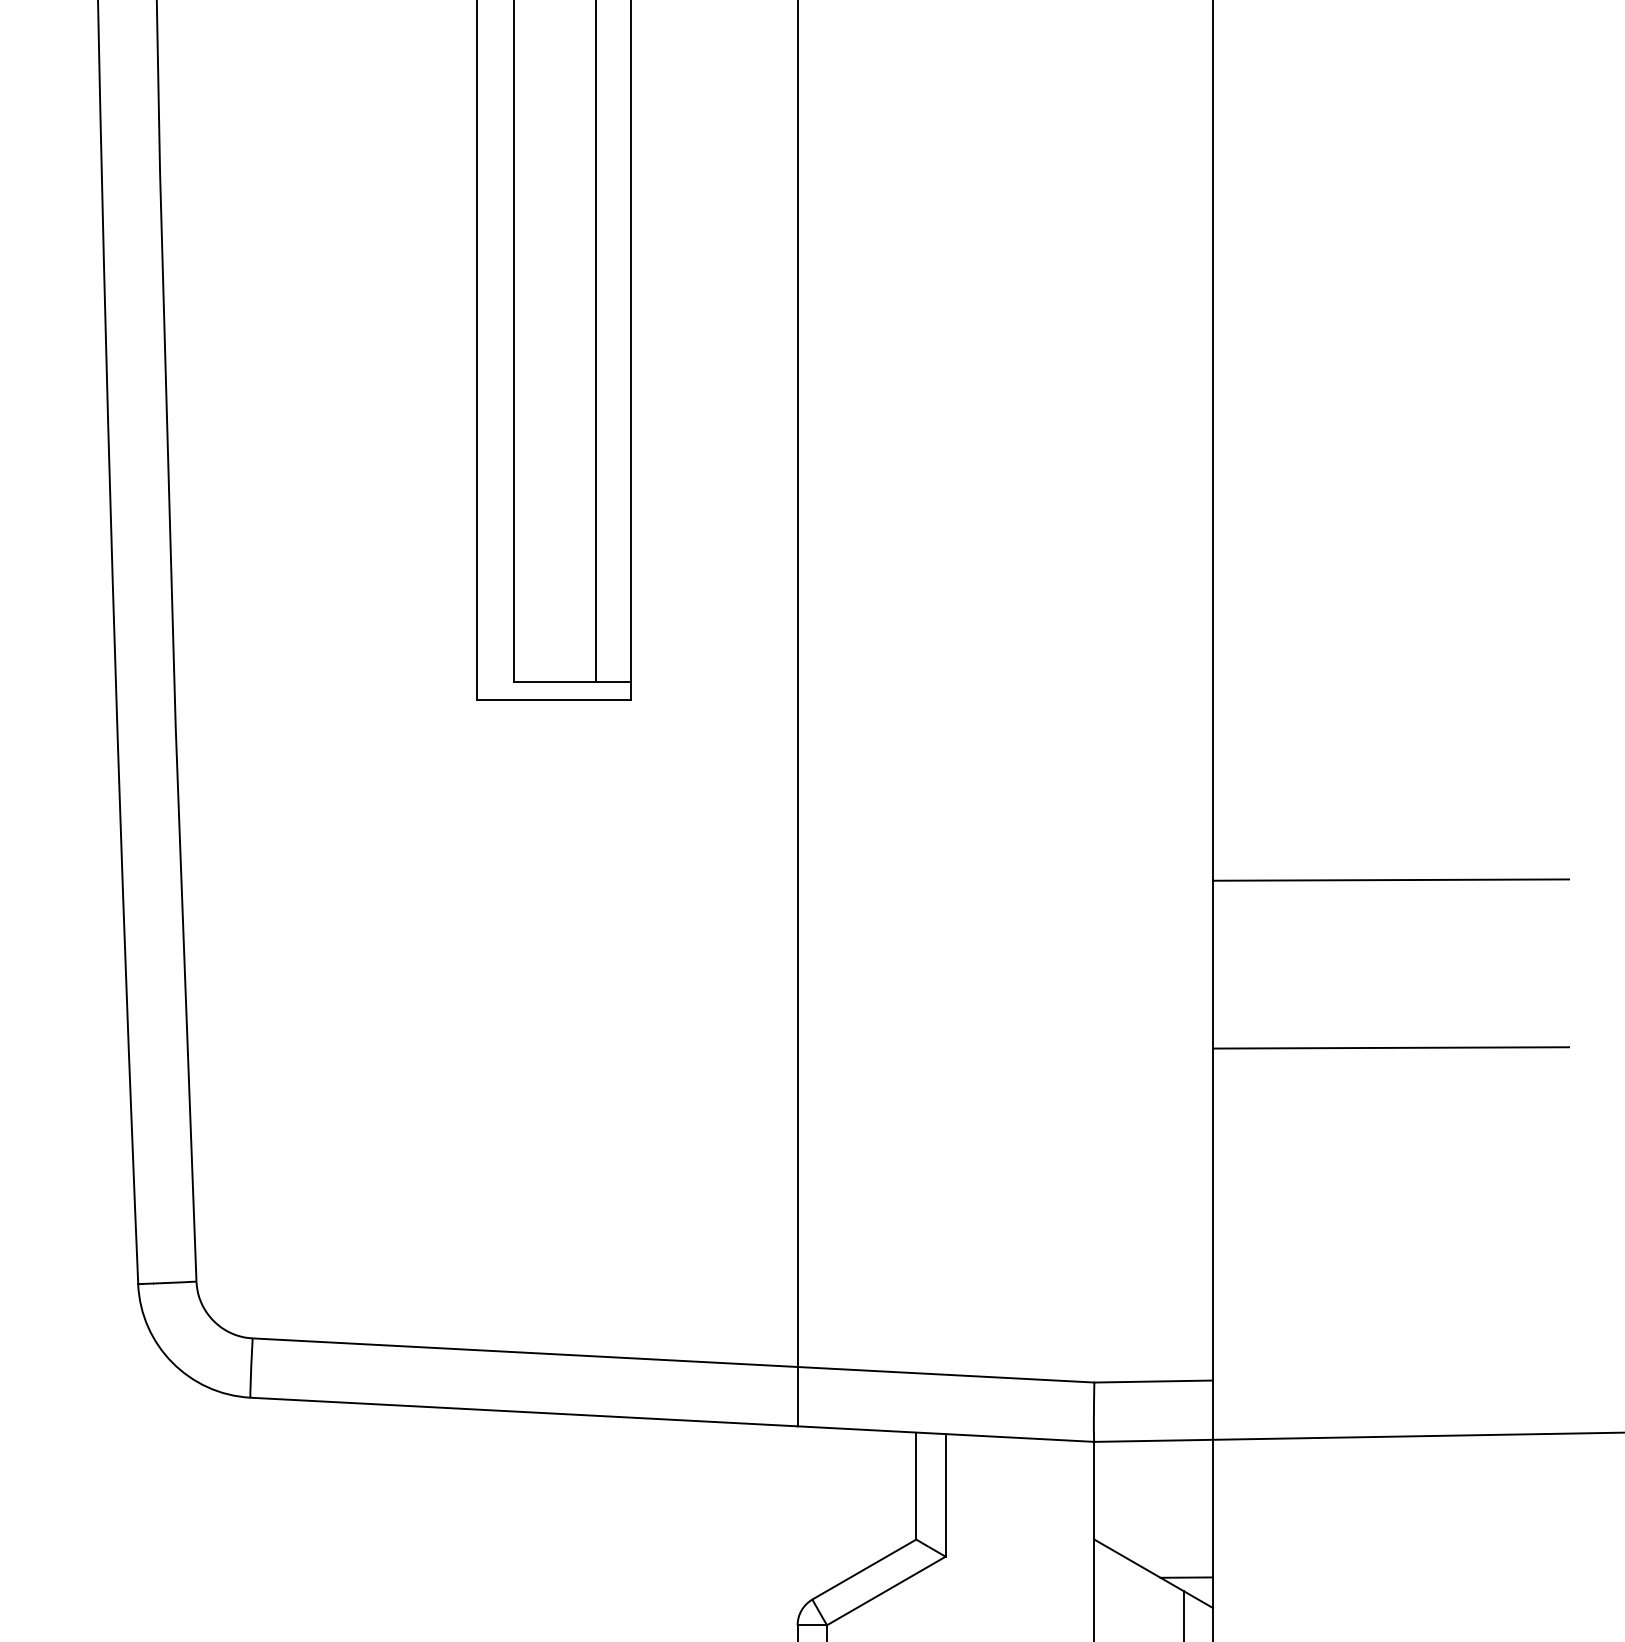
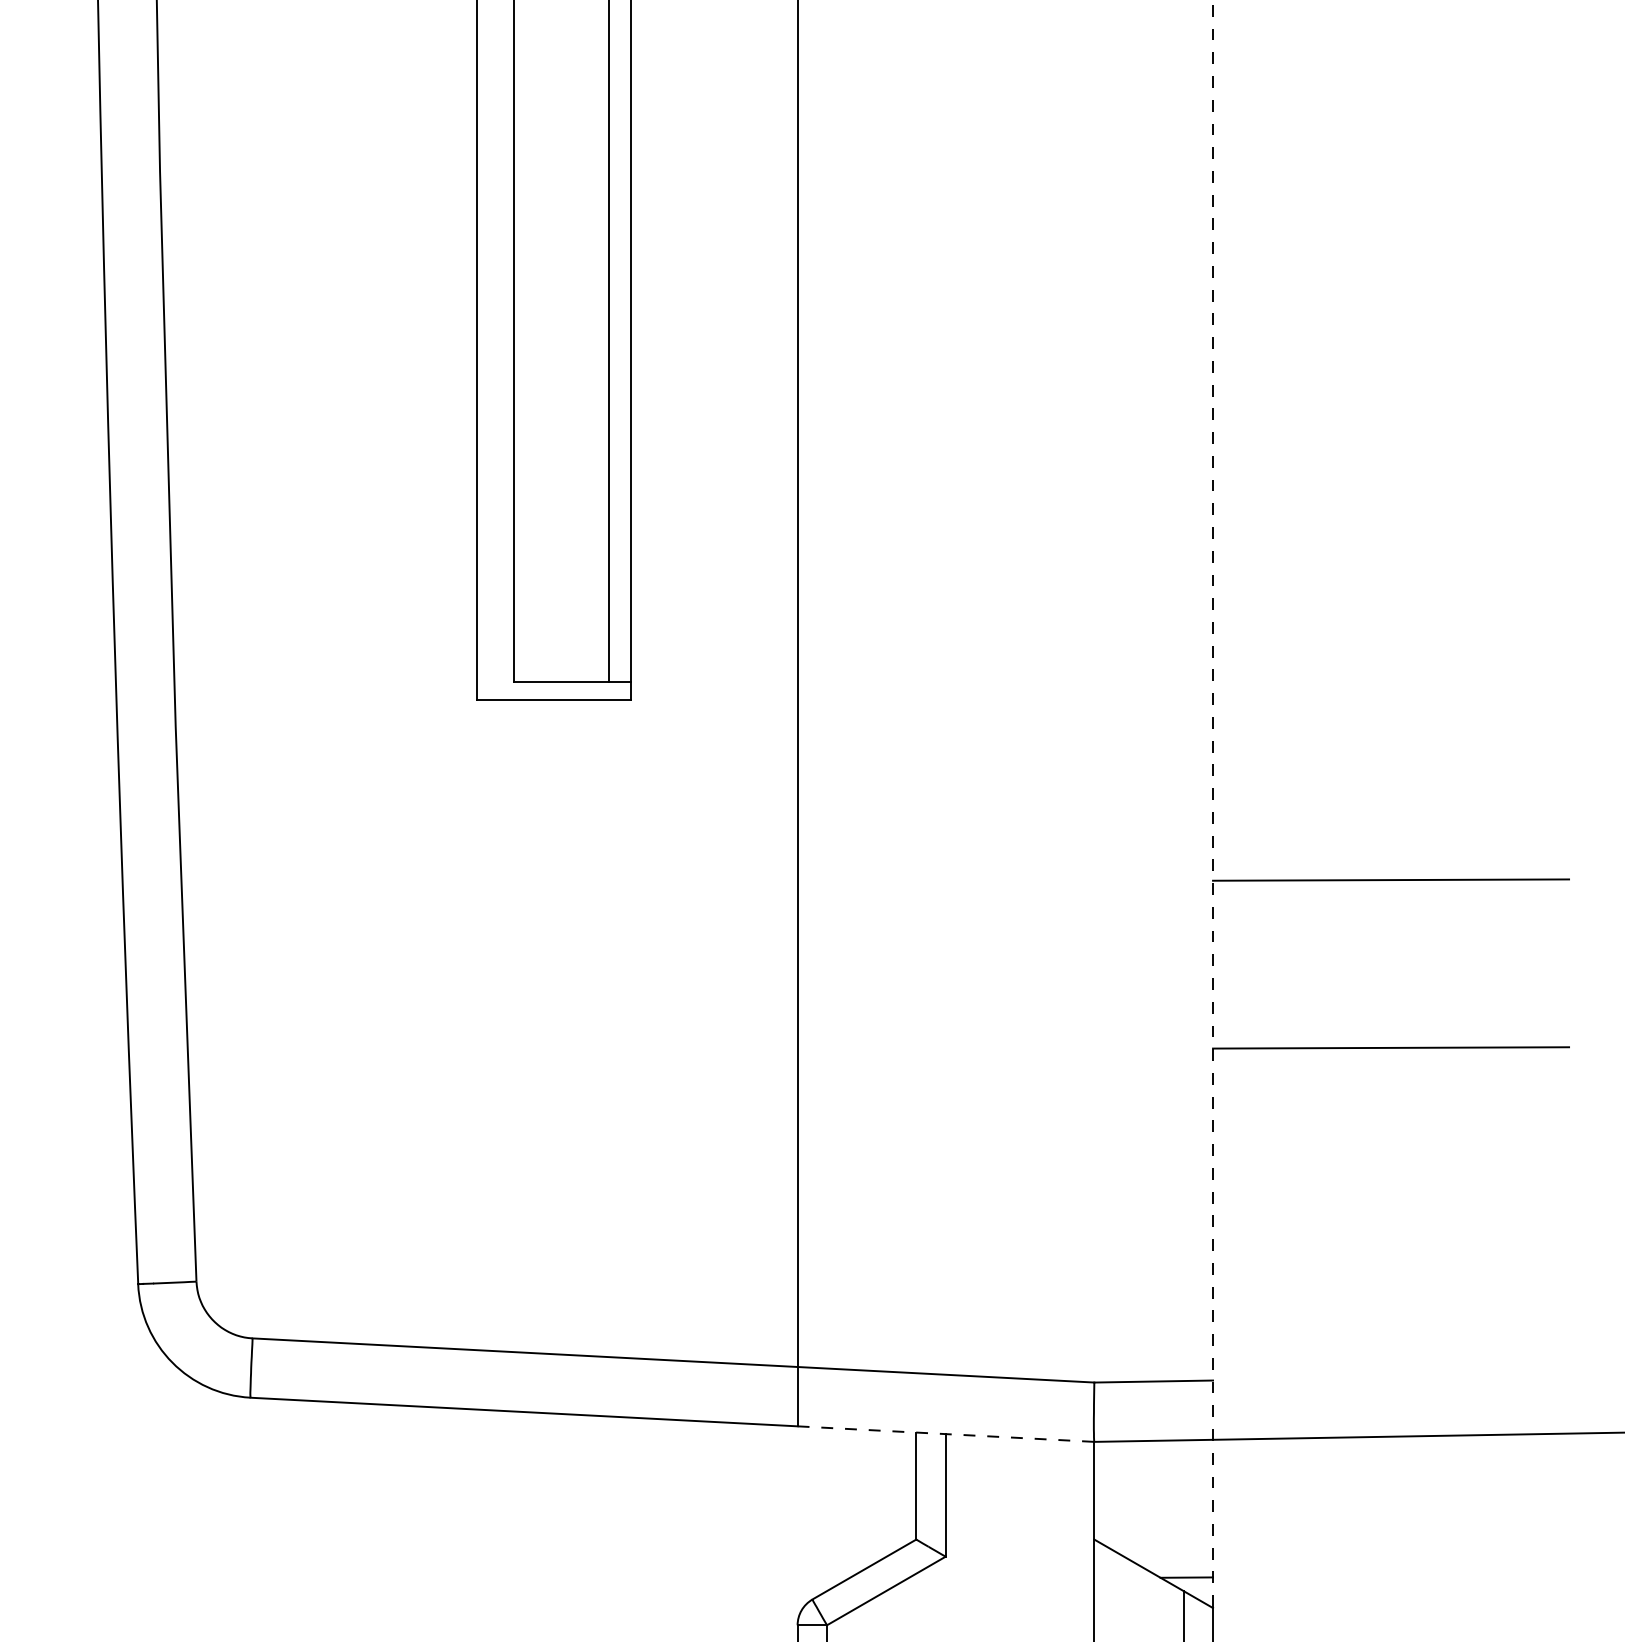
line position: (595, 342) -> (608, 342) (608, 342)
line: solid -> dashed (1213, 803)
line: solid -> dashed (945, 1434)
